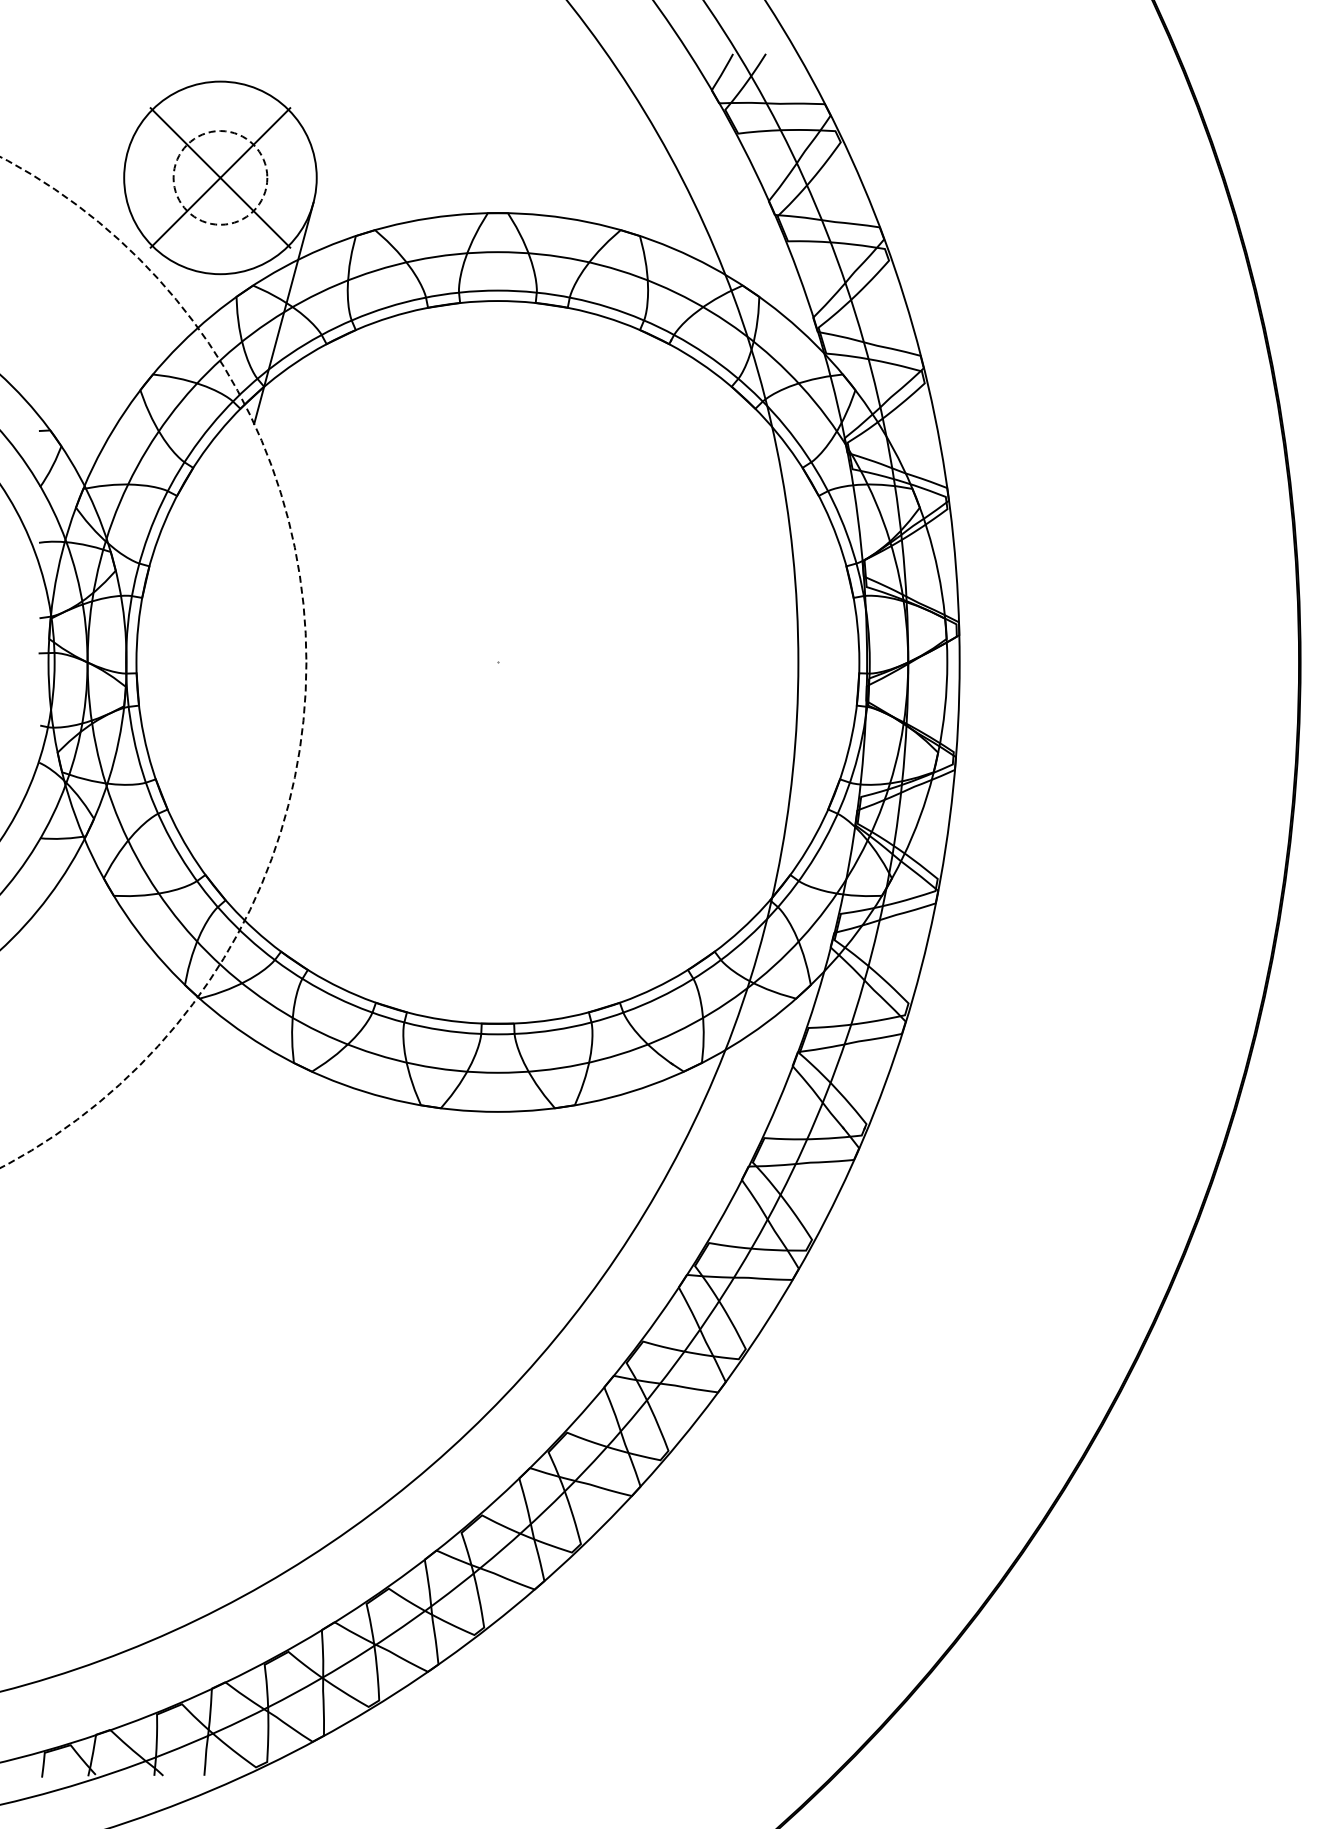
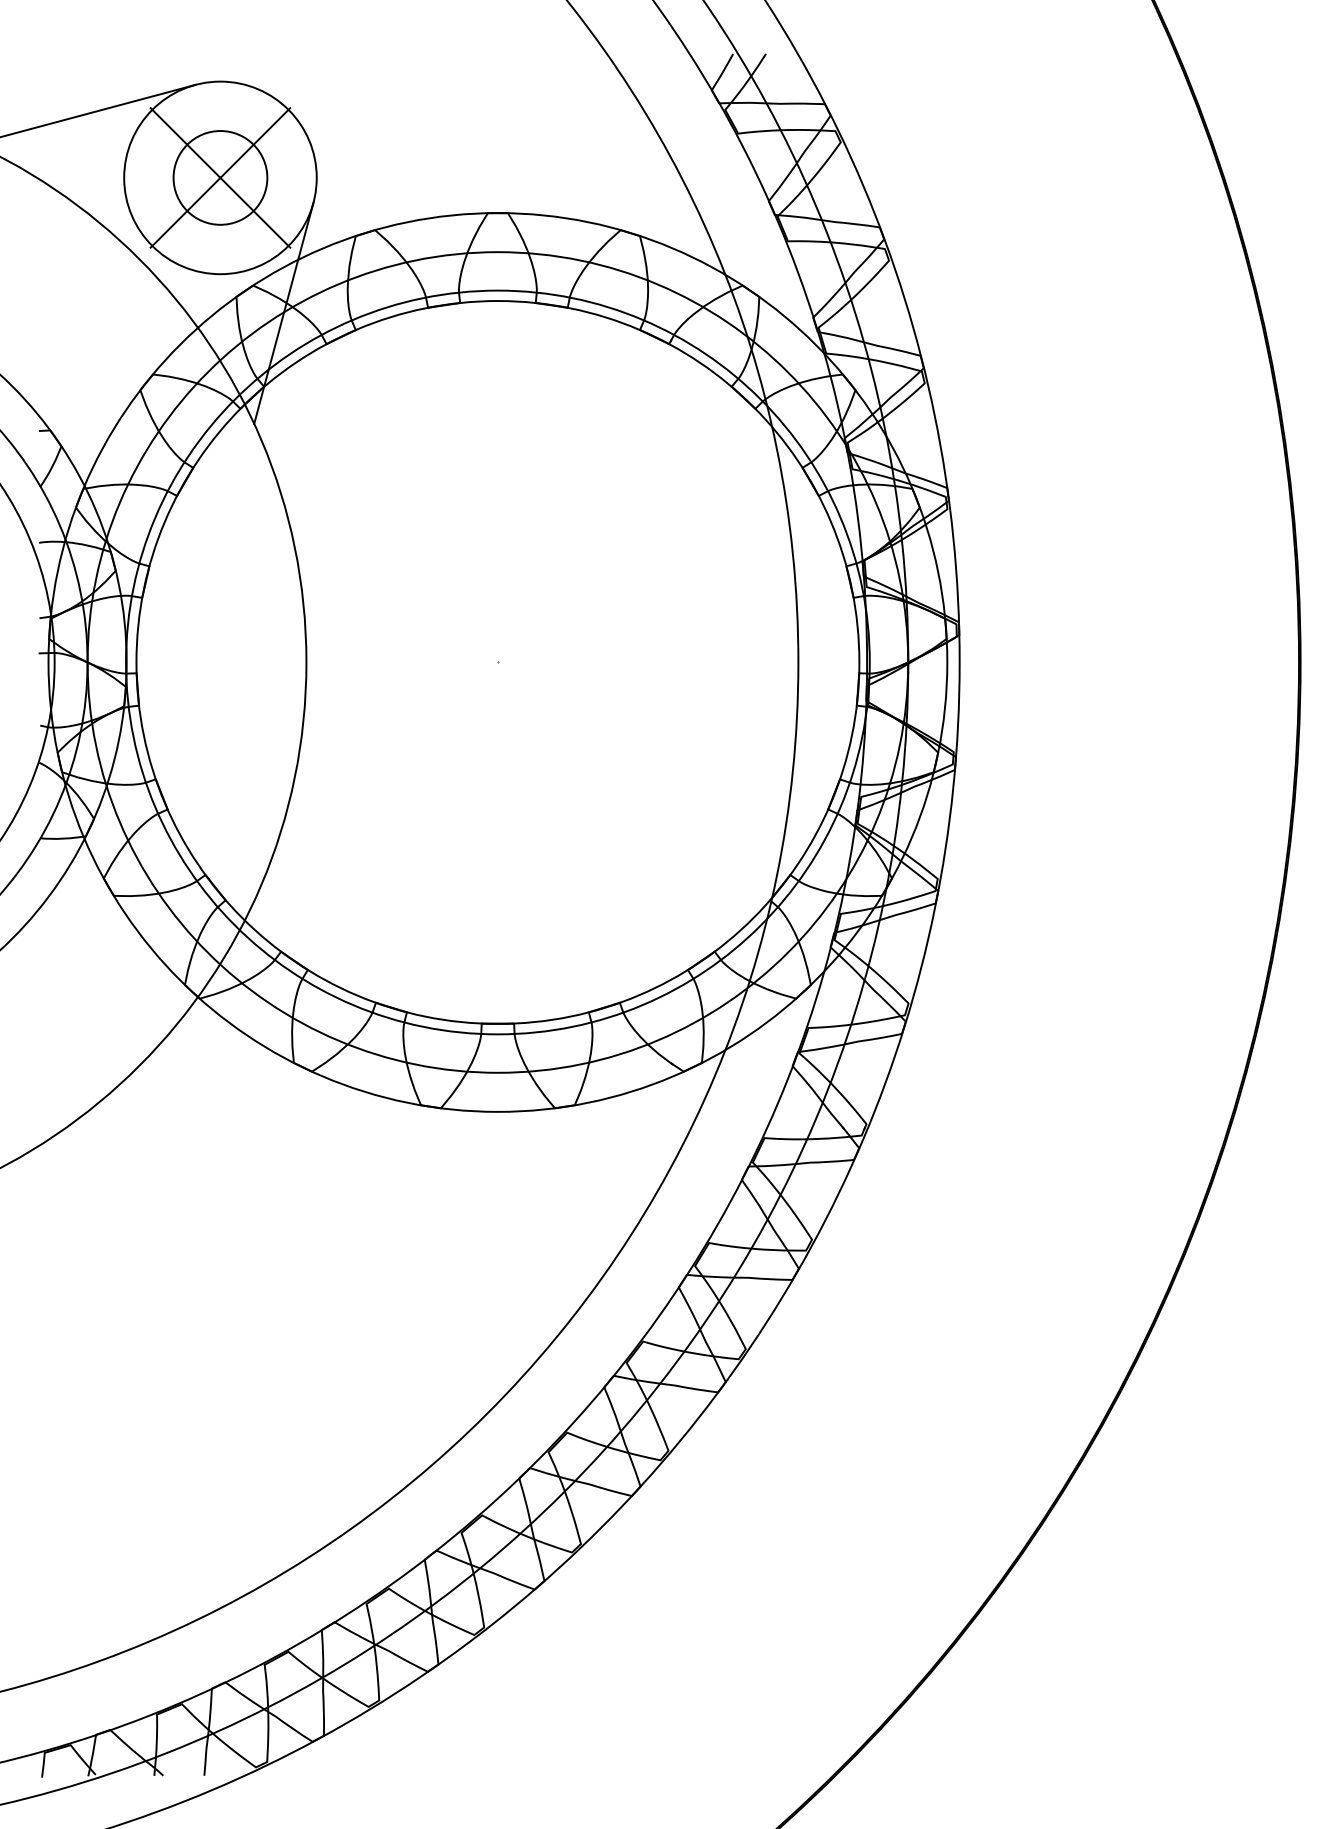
line: none -> present (98, 110)
circle: dashed -> solid (220, 177)
circle: dashed -> solid (153, 662)
